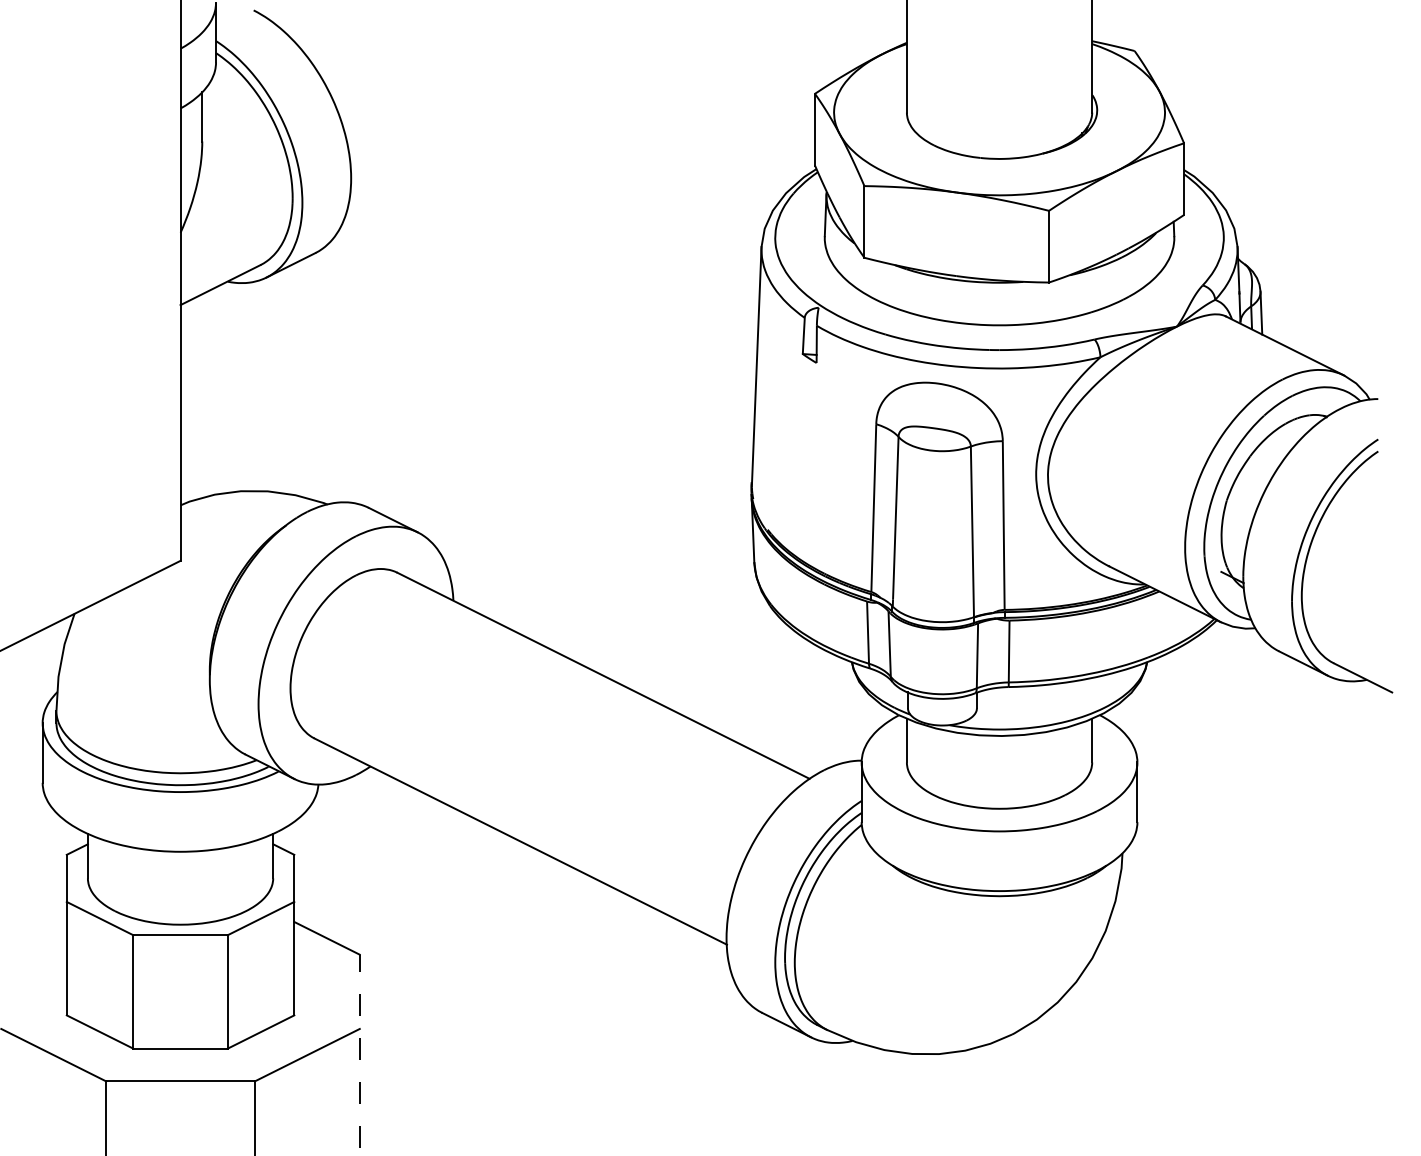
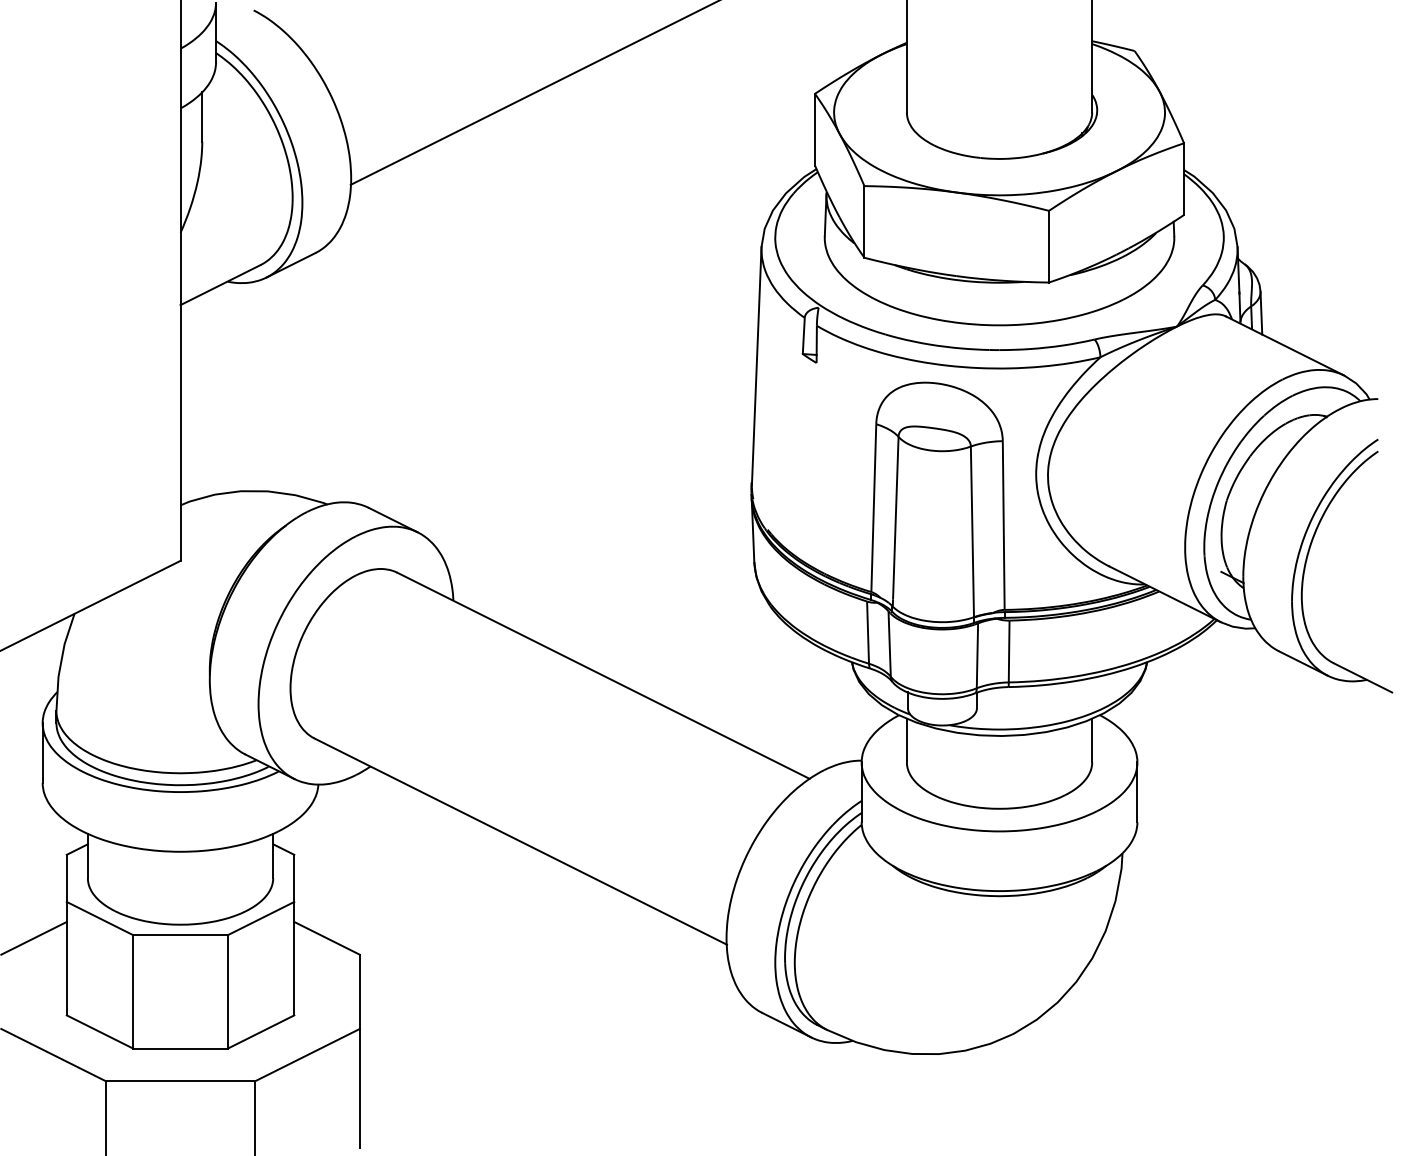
line: none -> present (532, 93)
line: none -> present (34, 937)
line: dashed -> solid (359, 1051)
